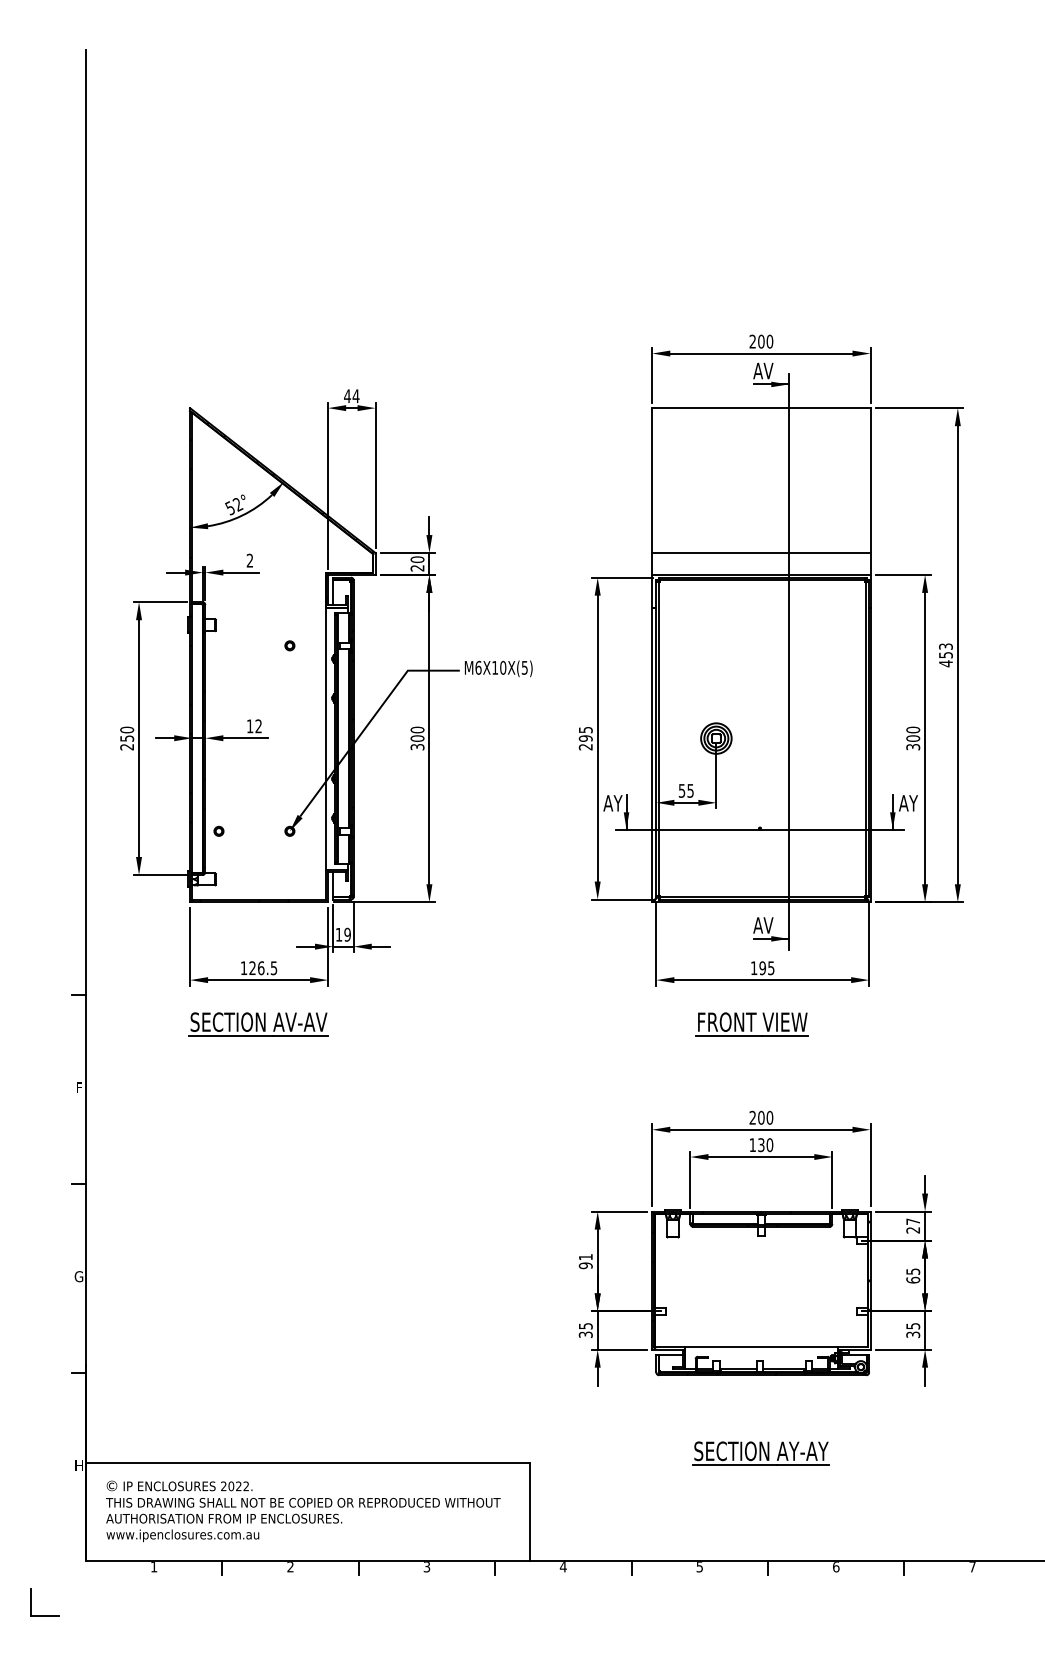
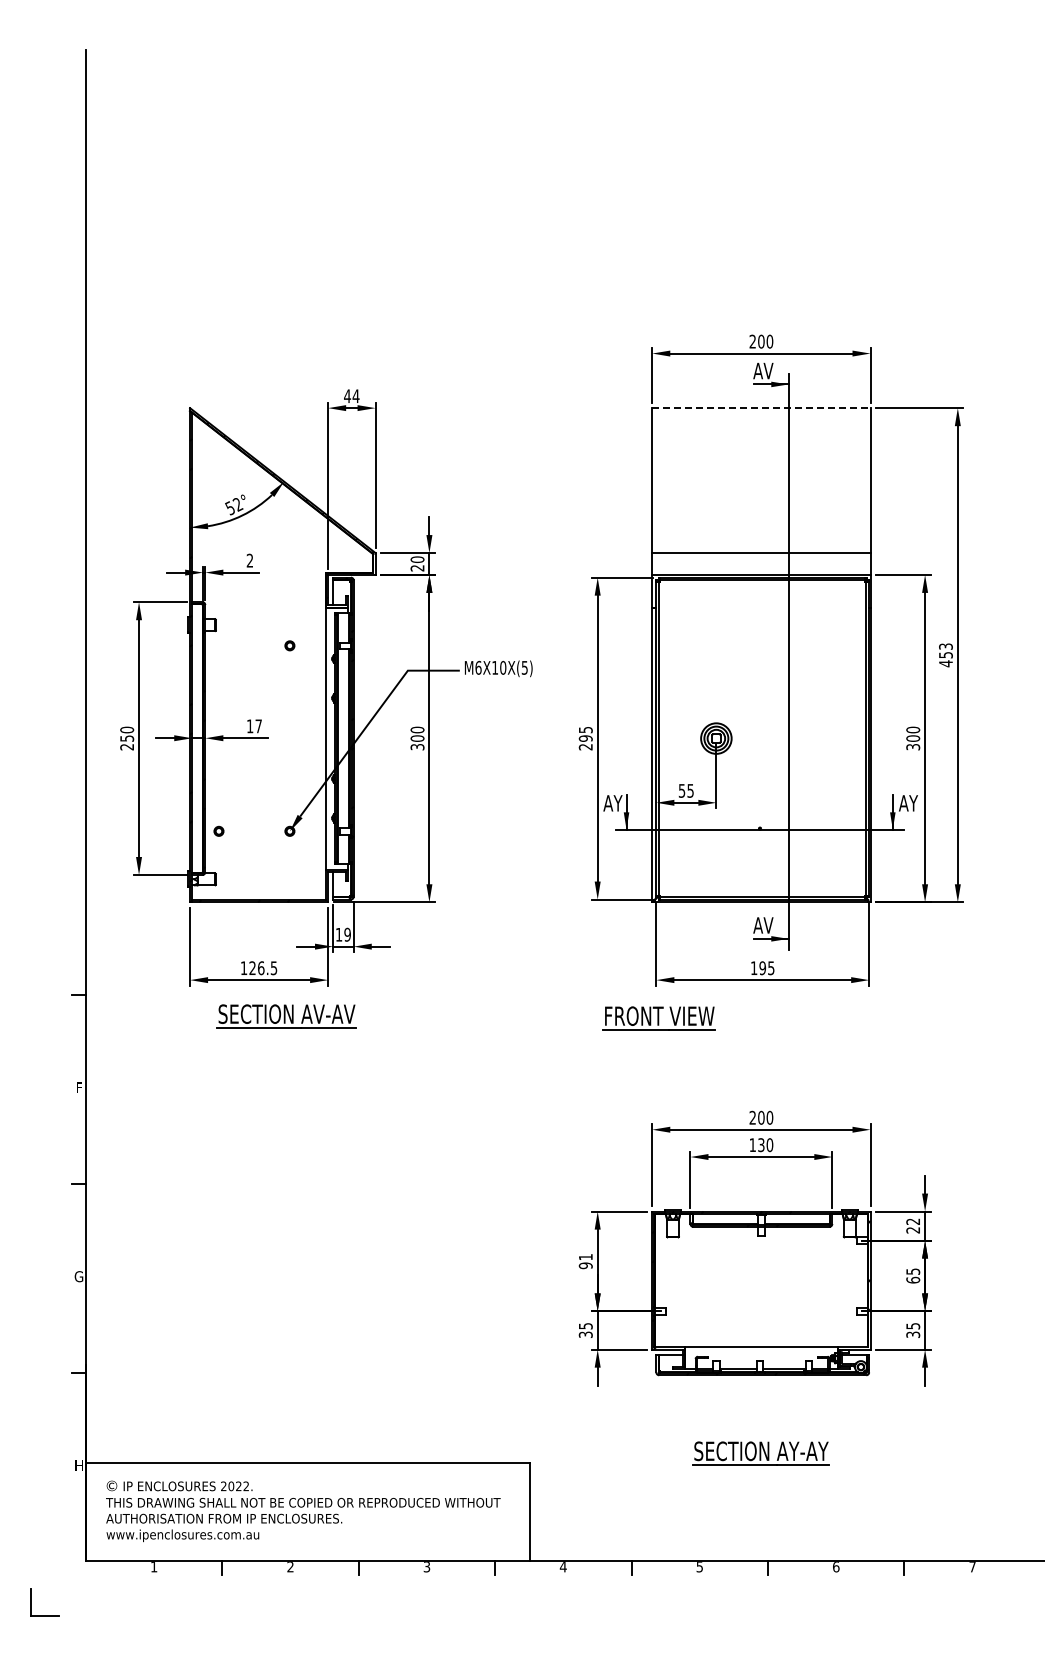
line: solid -> dashed (761, 408)
text: 12 -> 17 (258, 726)
part position: (258, 1024) -> (286, 1016) (286, 1016)
part position: (751, 1024) -> (658, 1018) (658, 1018)
text: 27 -> 22 (912, 1221)
